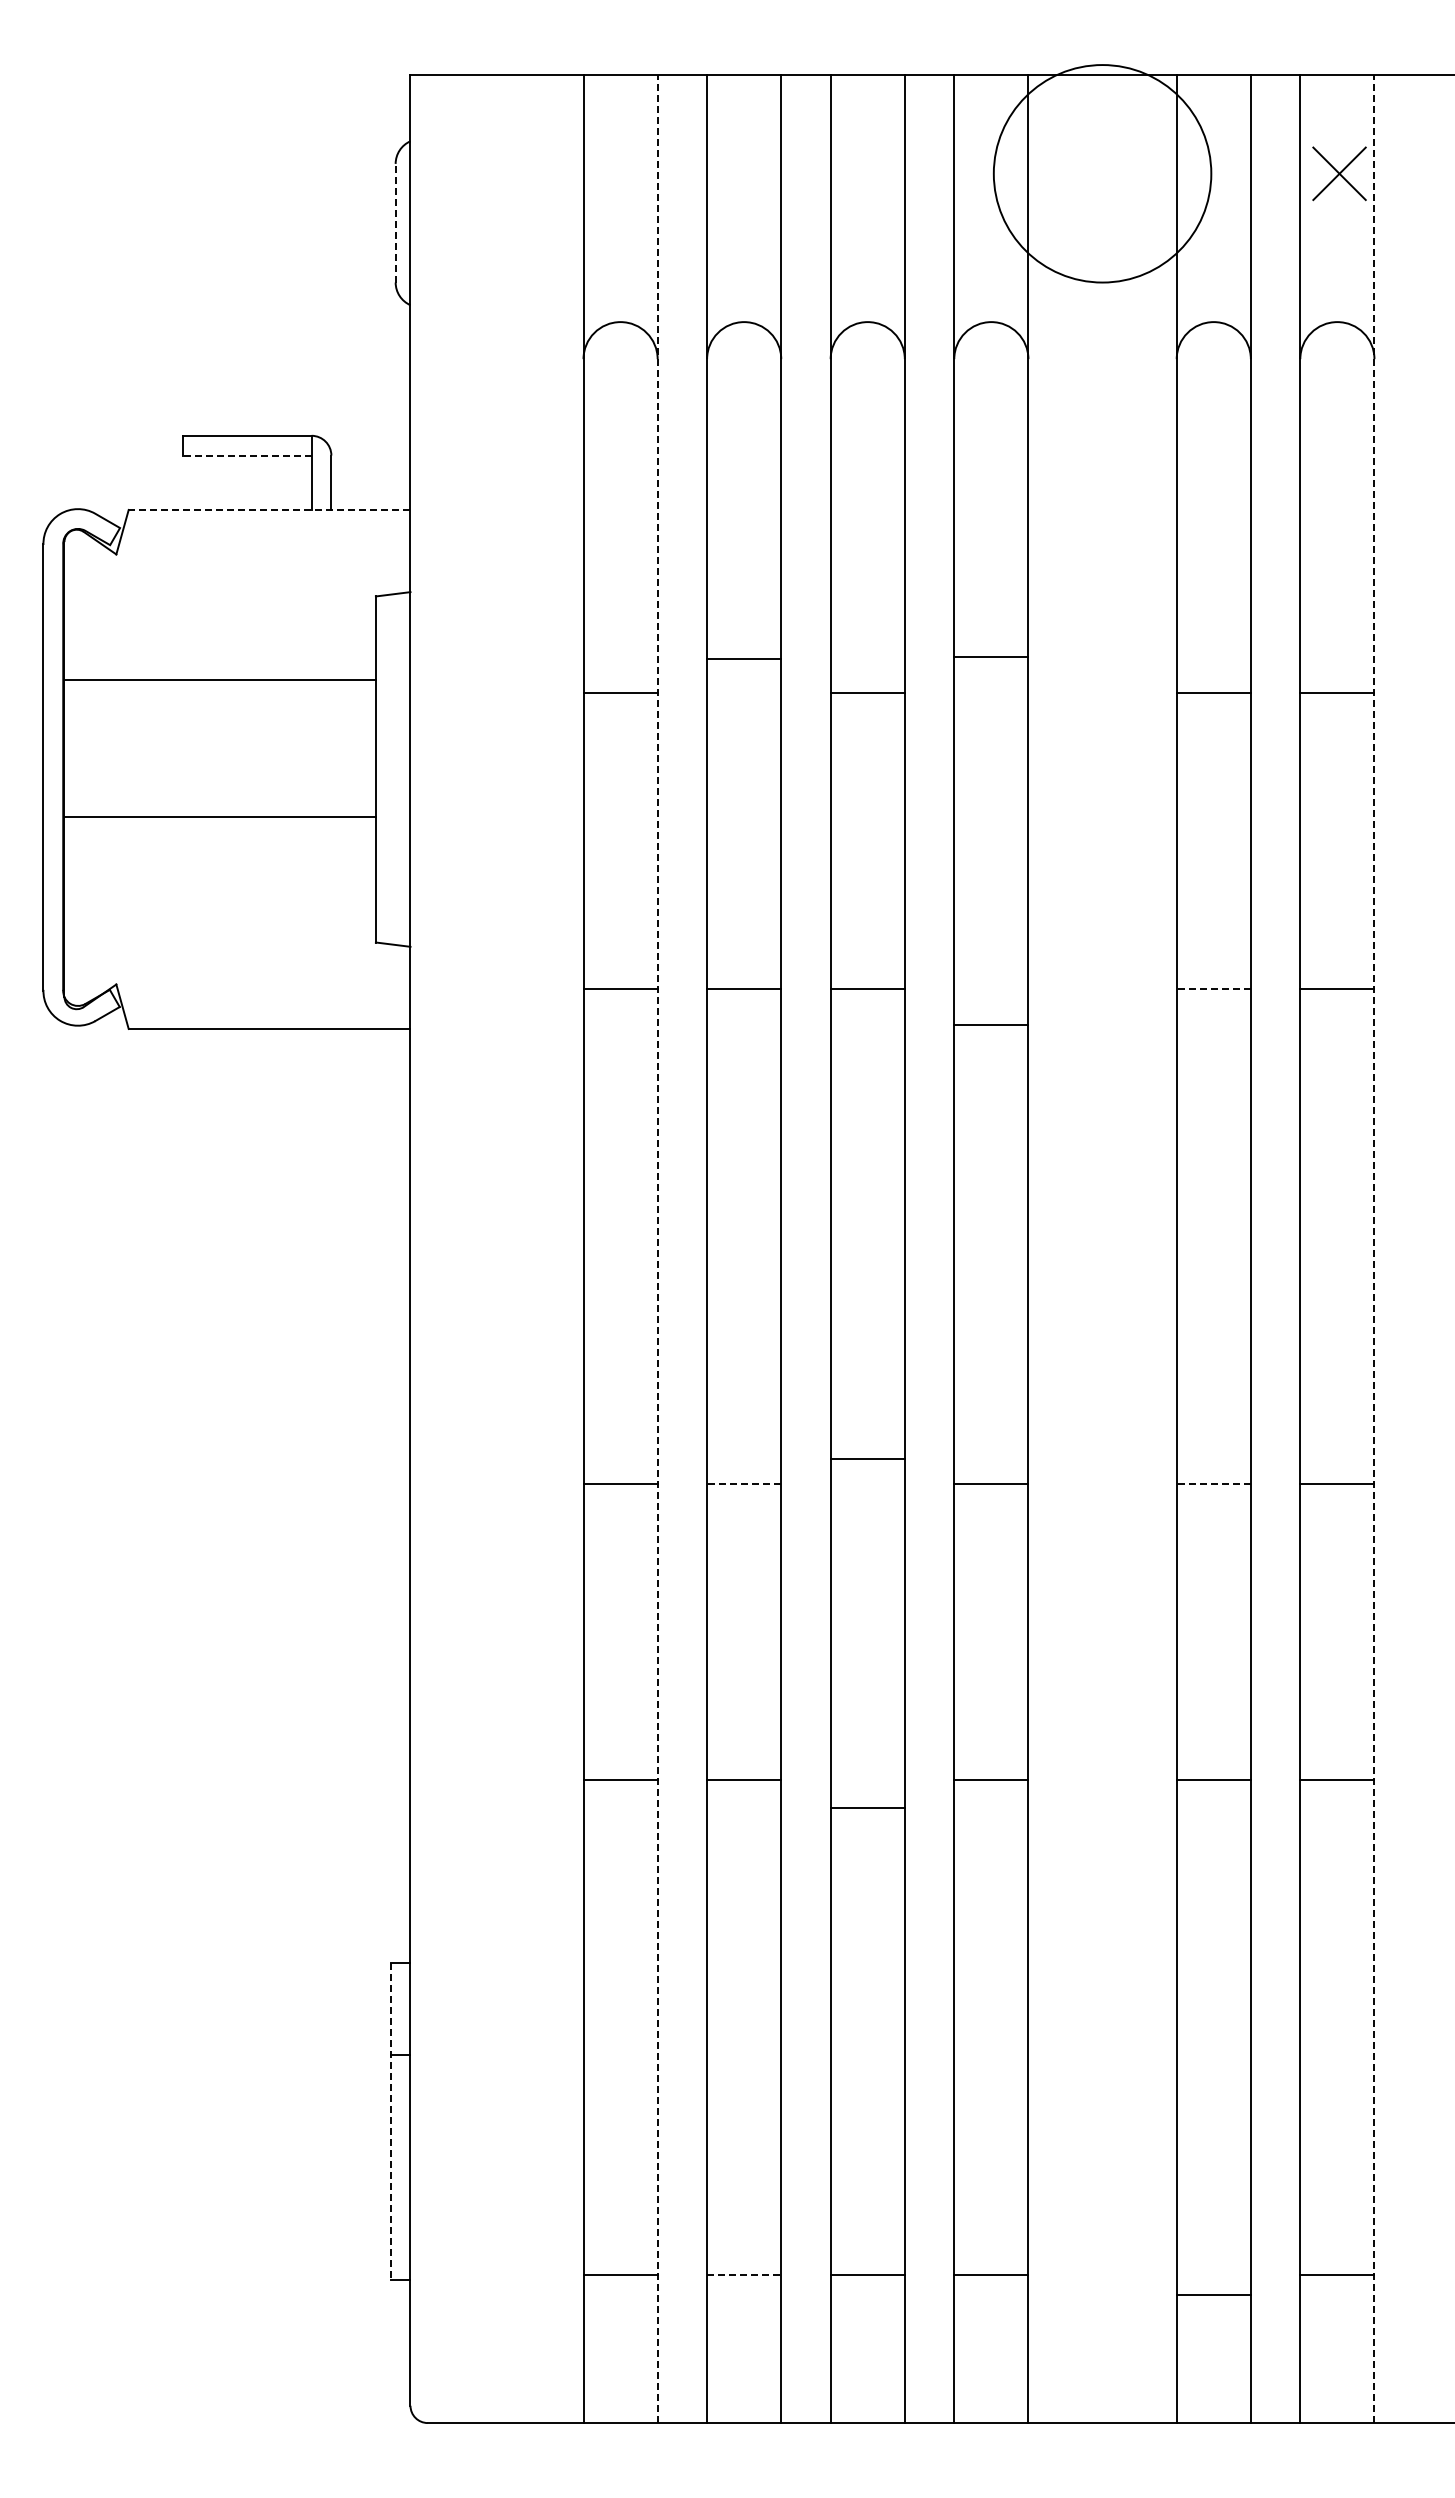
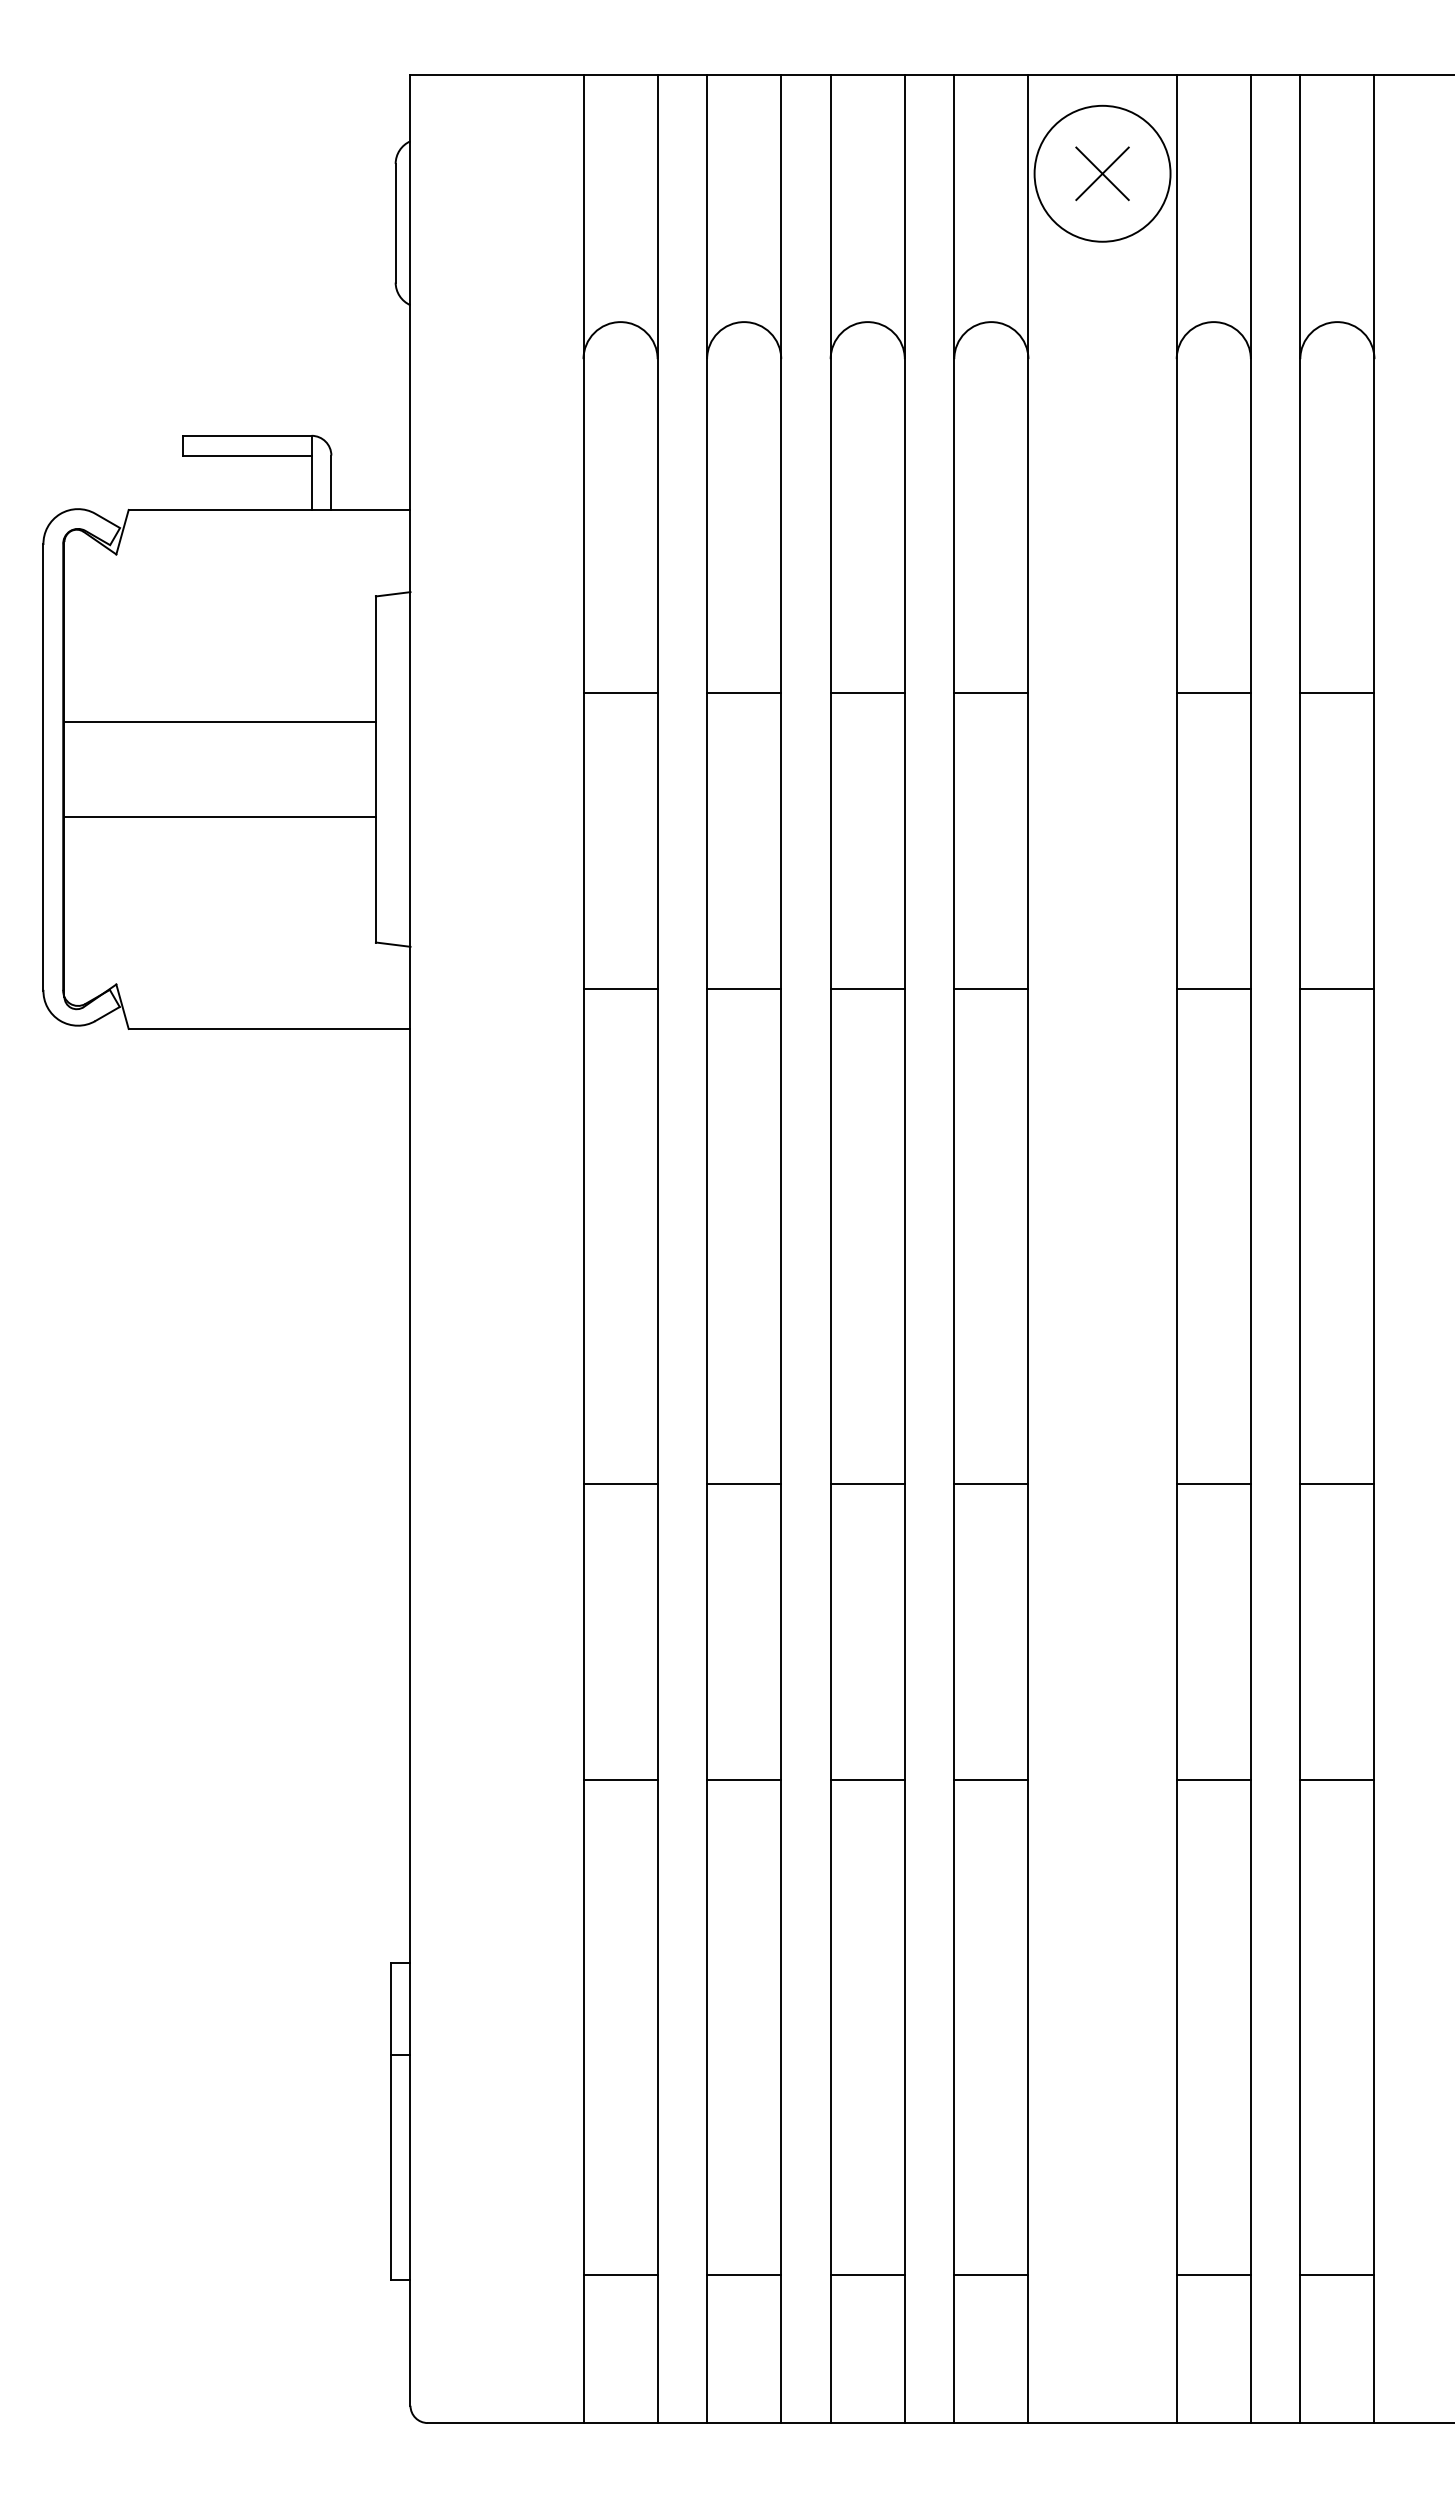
circle diameter: 218 px -> 136 px (1102, 173)
part position: (1339, 173) -> (1102, 173) (1102, 173)
line: dashed -> solid (395, 222)
line: dashed -> solid (246, 455)
line: dashed -> solid (269, 509)
line position: (991, 656) -> (991, 692) (991, 692)
line position: (744, 658) -> (744, 692) (744, 692)
line position: (219, 679) -> (219, 721) (219, 721)
line: dashed -> solid (1213, 989)
line position: (991, 1025) -> (991, 989) (991, 989)
line: dashed -> solid (657, 1248)
line: dashed -> solid (1374, 1248)
line position: (867, 1458) -> (867, 1483) (867, 1483)
line: dashed -> solid (743, 1483)
line: dashed -> solid (1213, 1483)
line position: (867, 1808) -> (867, 1780) (867, 1780)
line: dashed -> solid (390, 2122)
line: dashed -> solid (744, 2274)
line position: (1213, 2294) -> (1213, 2274) (1213, 2274)
